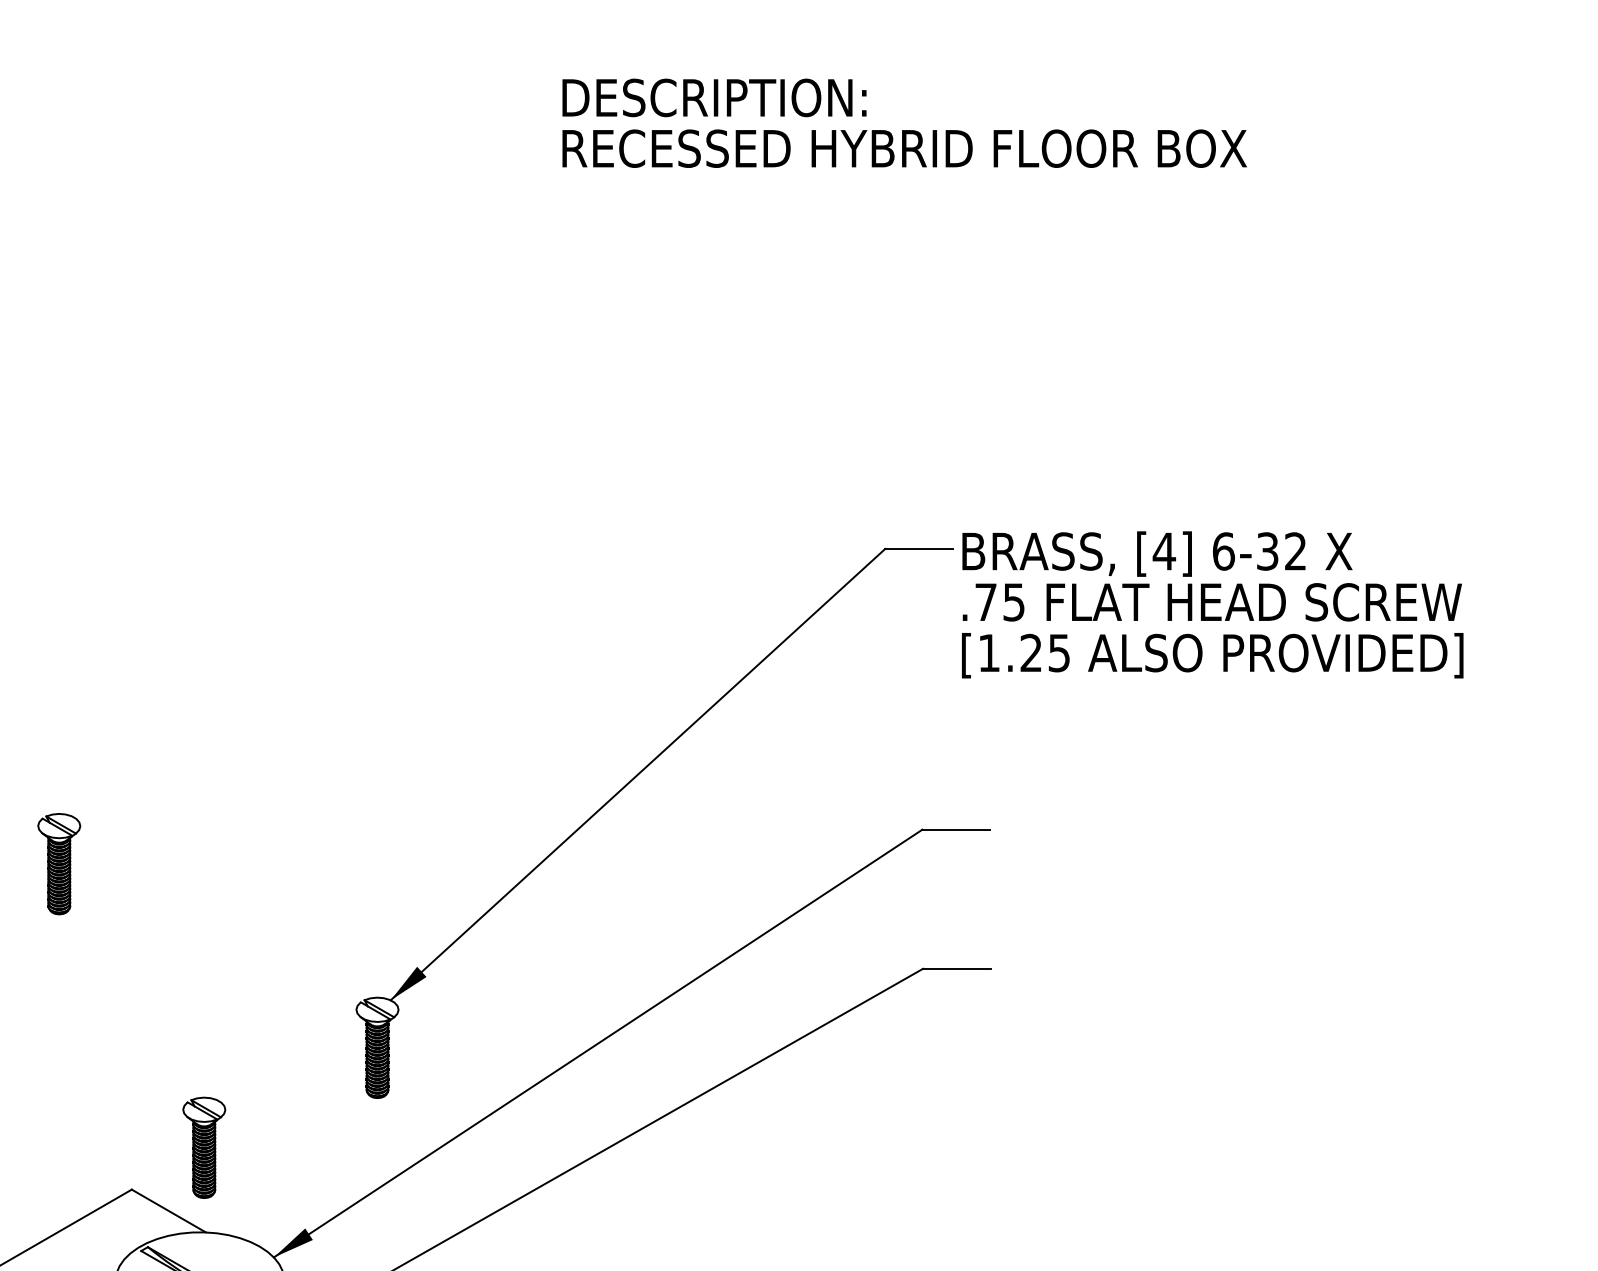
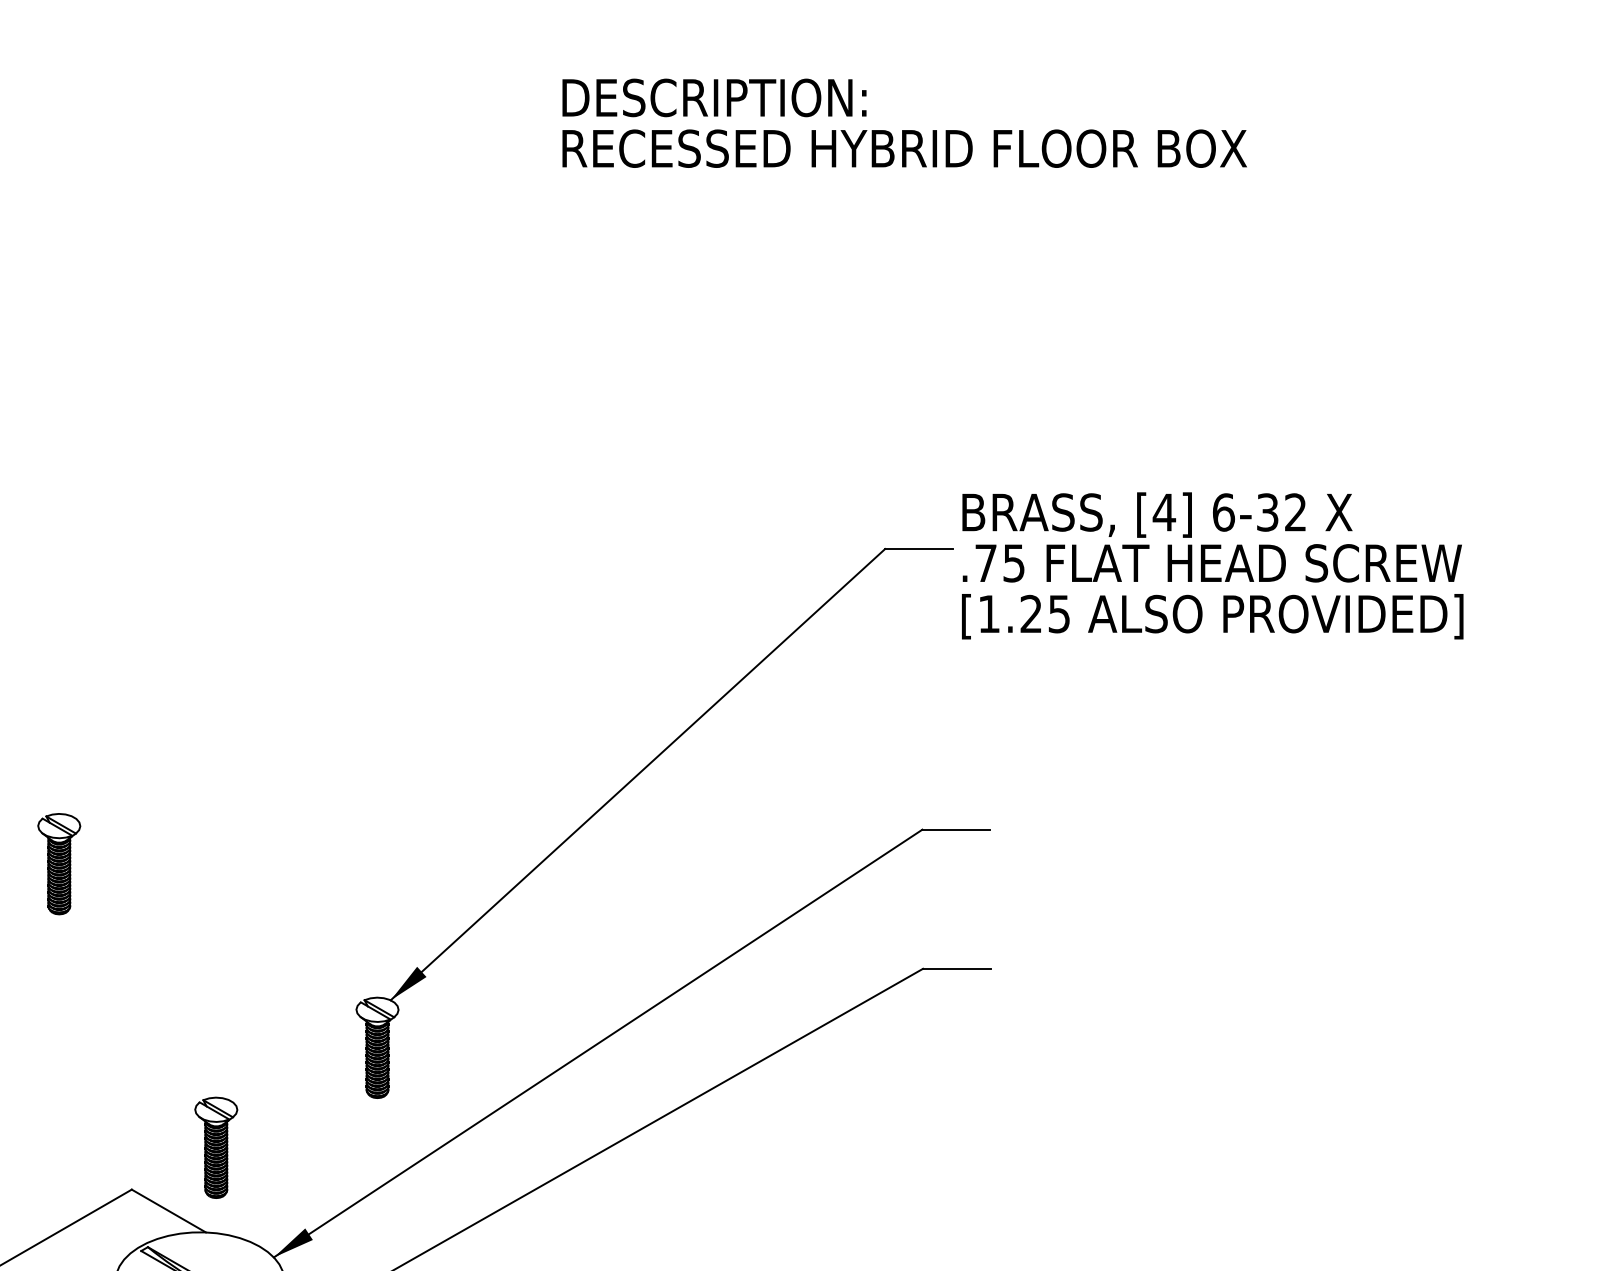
text position: (1212, 604) -> (1212, 565) (1212, 565)
part position: (204, 1147) -> (216, 1147) (216, 1147)
